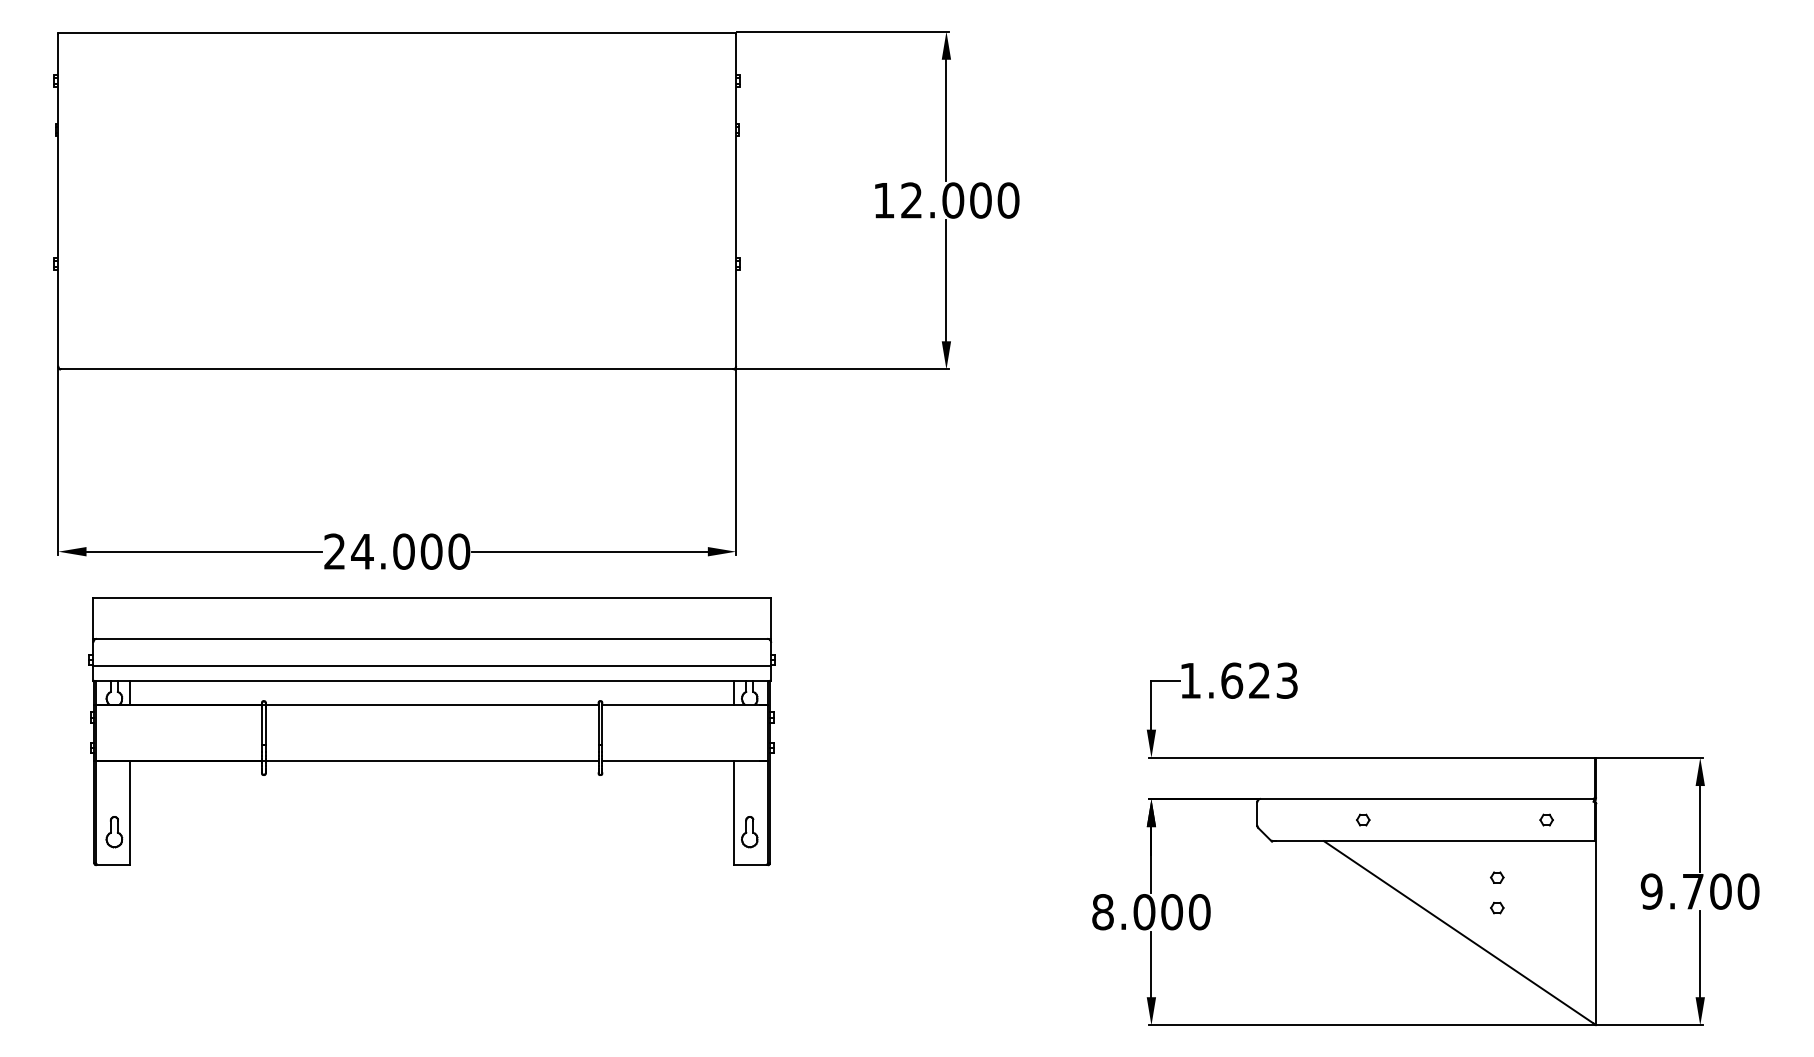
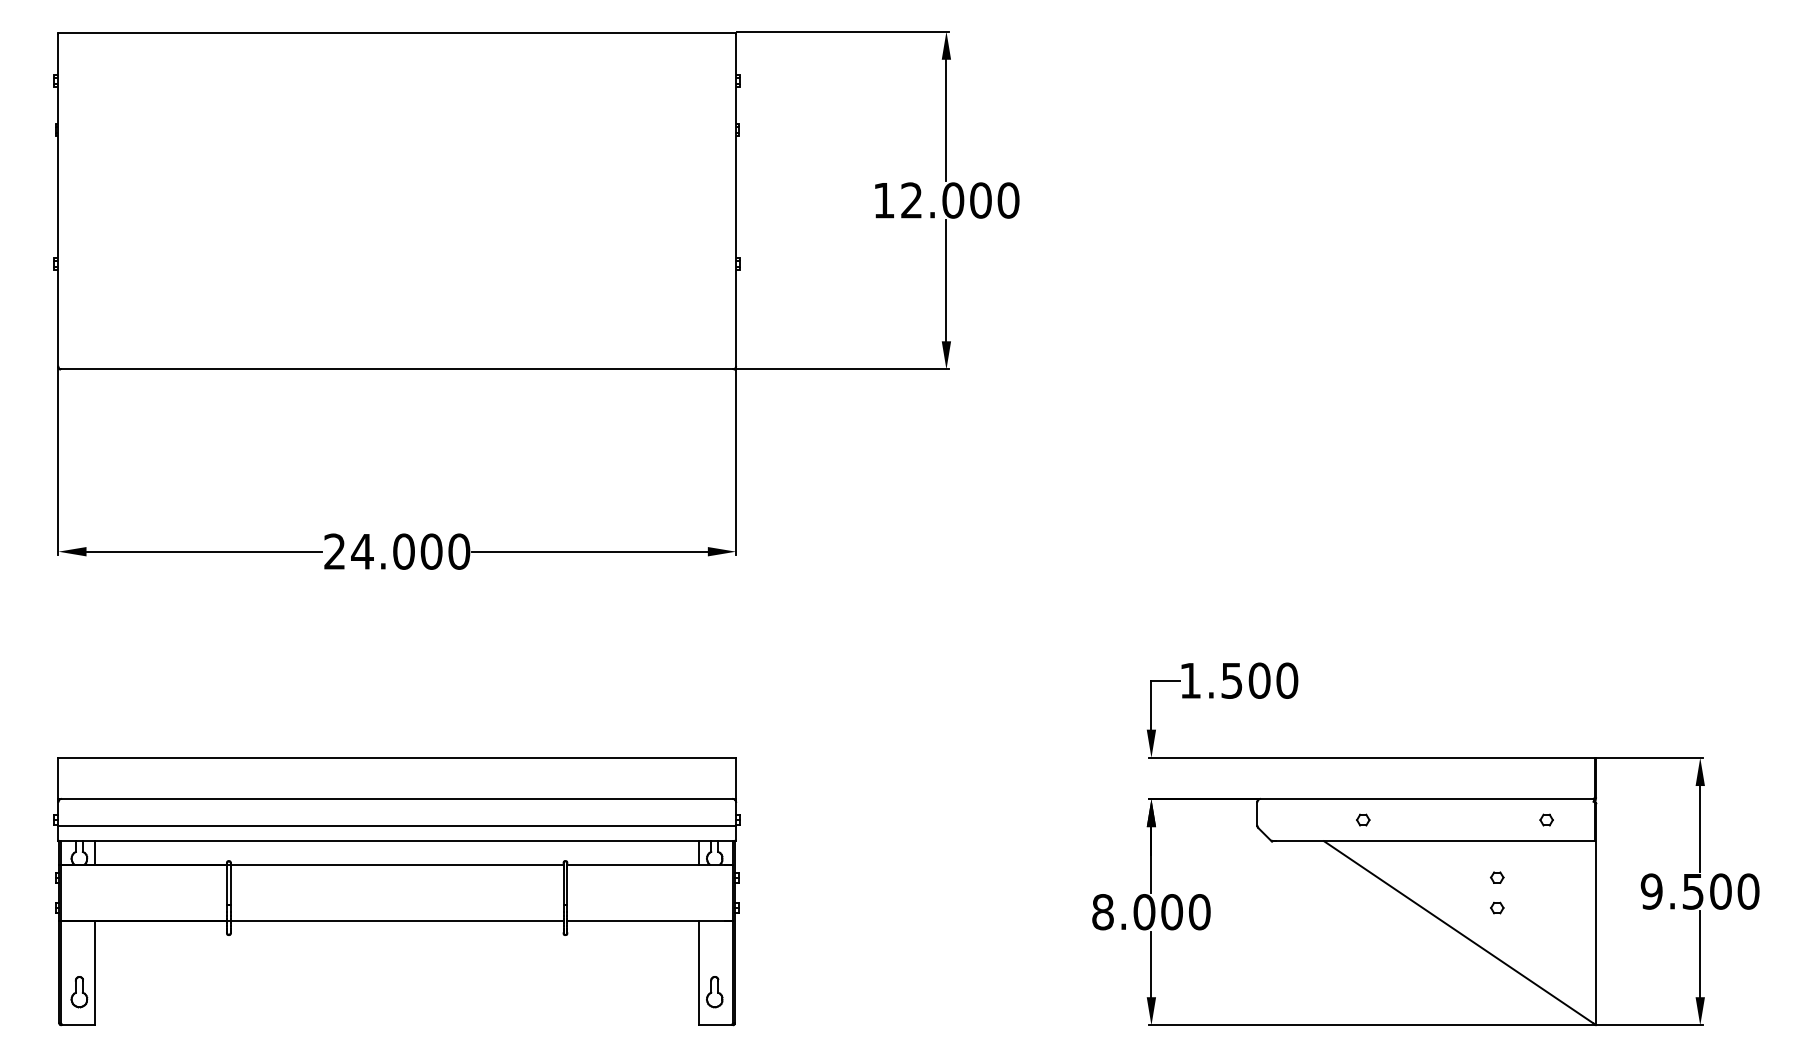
text: 1.623 -> 1.500 (1259, 680)
part position: (431, 731) -> (396, 891) (396, 891)
text: 9.700 -> 9.500 (1692, 891)
